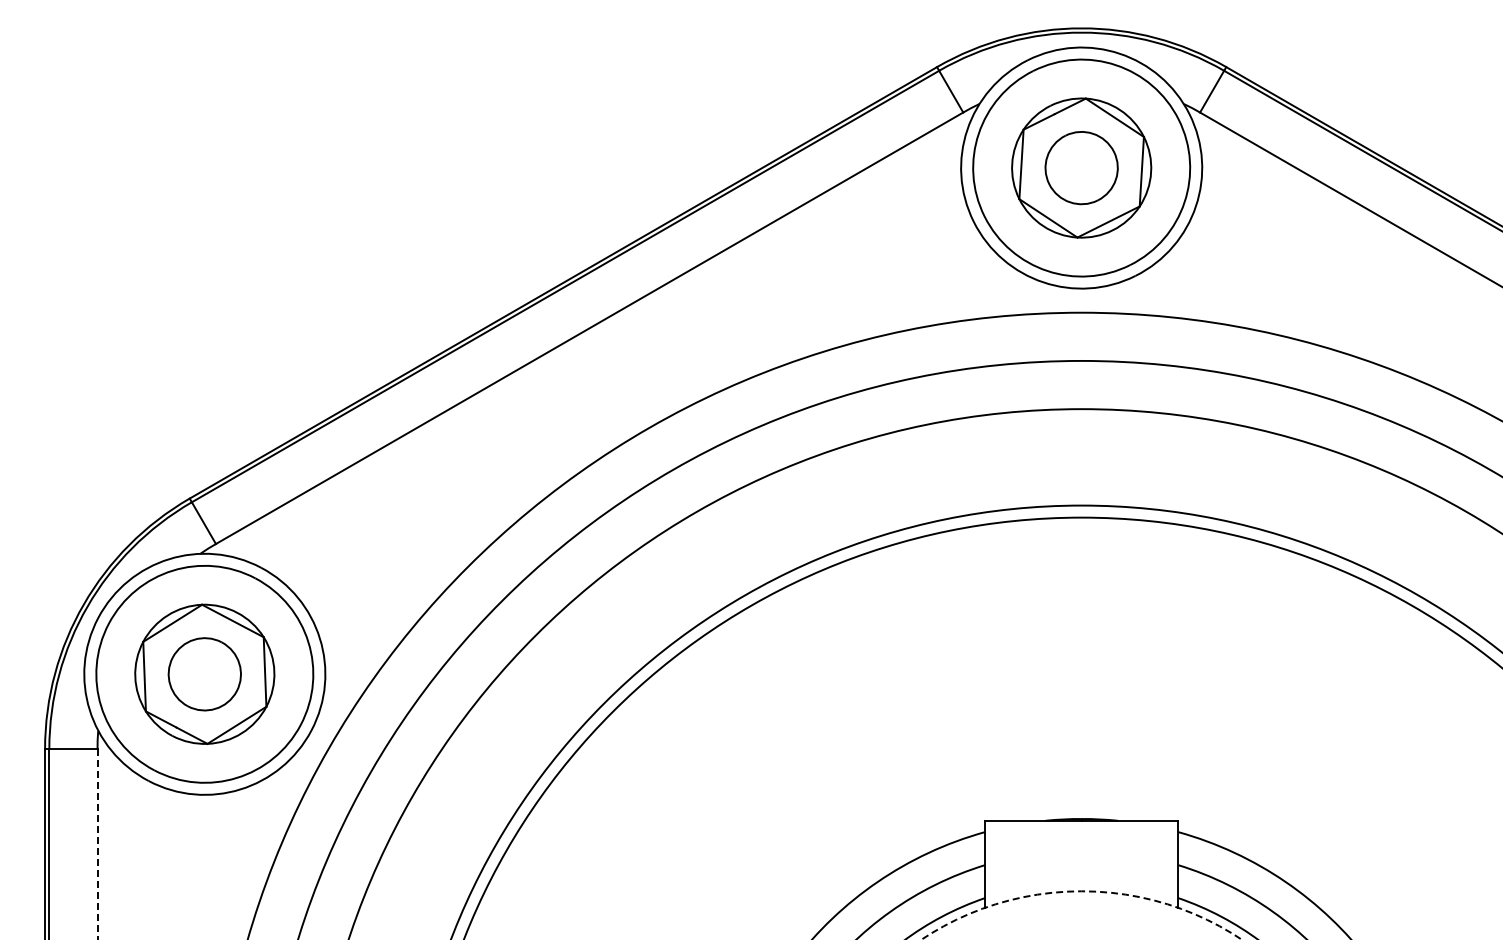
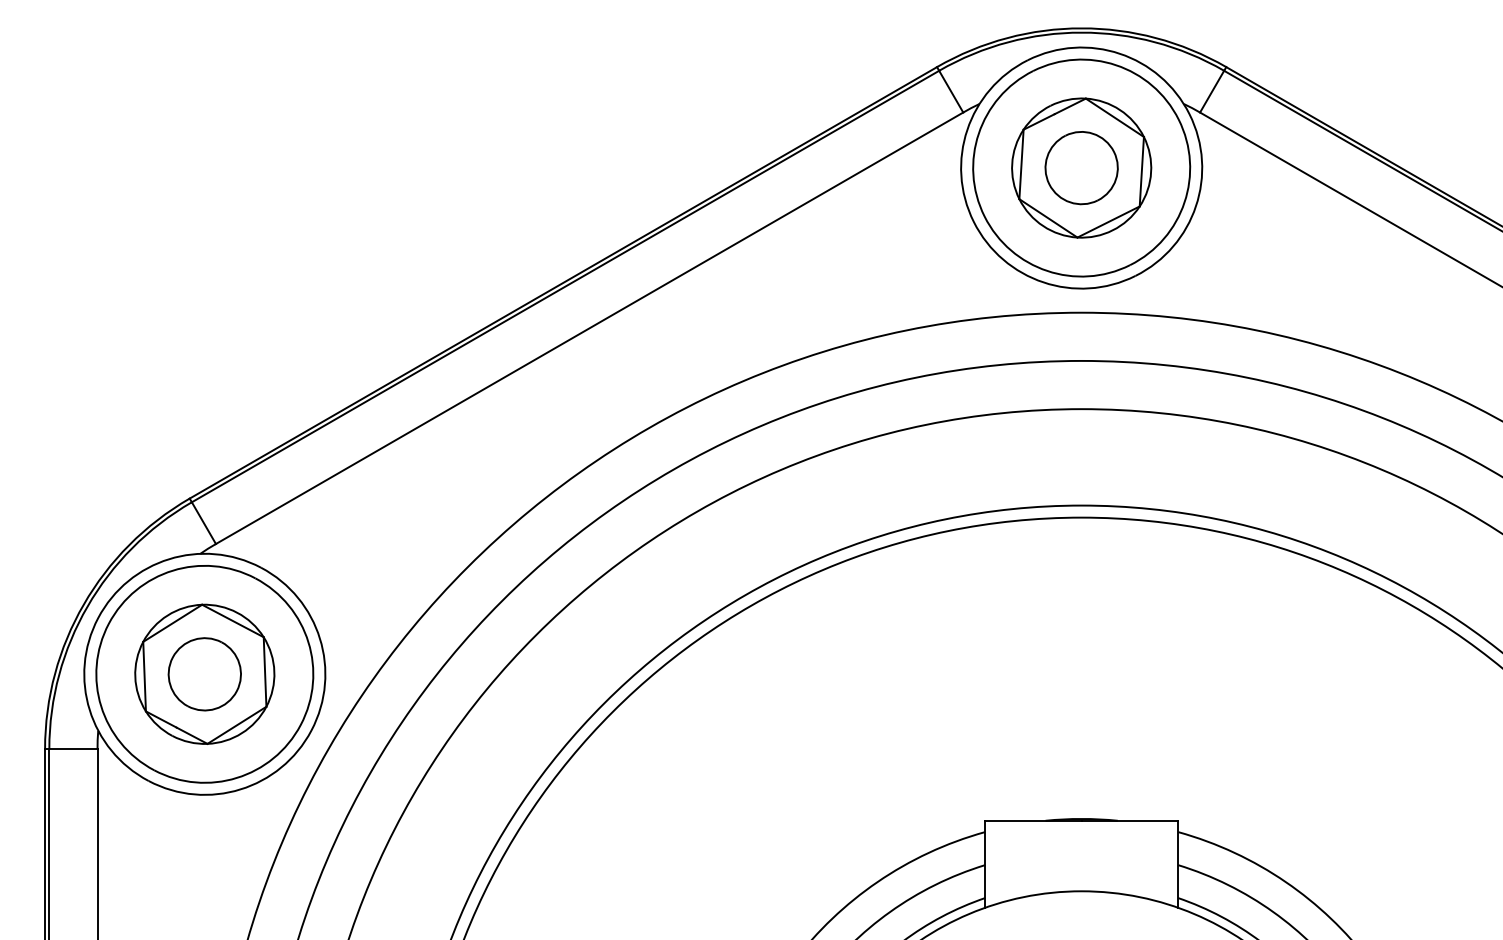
line: dashed -> solid (97, 844)
arc: dashed -> solid (1081, 891)
